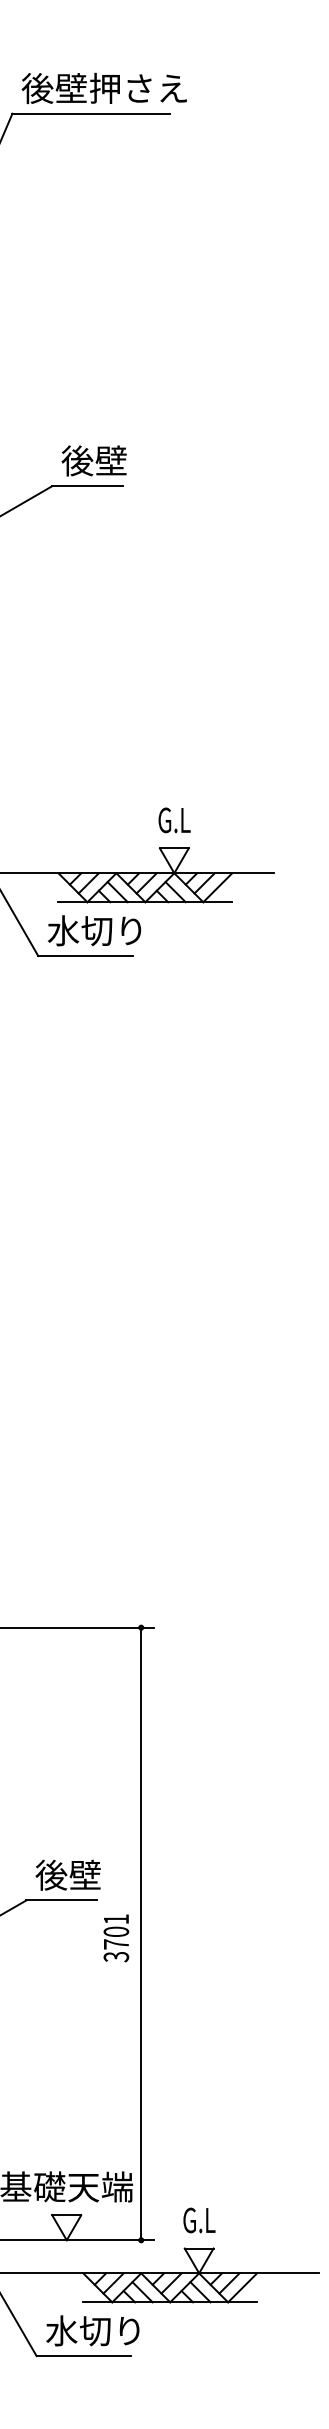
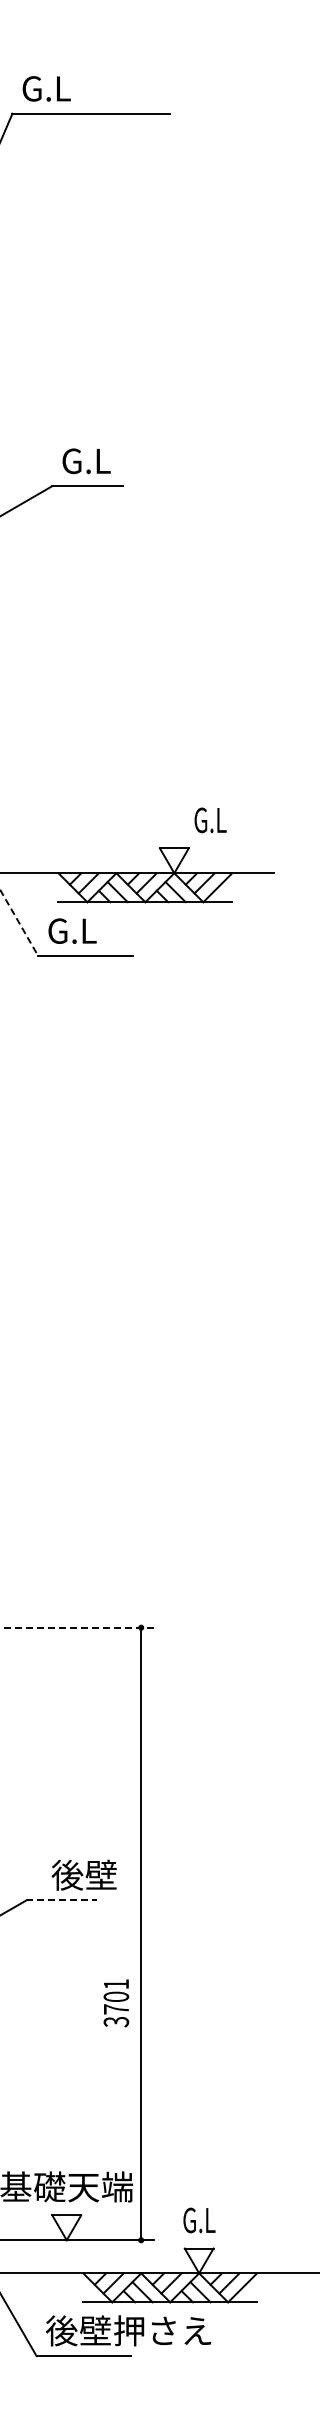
text: 後壁押さえ -> G.L (103, 88)
text: 後壁 -> G.L (93, 460)
text position: (174, 820) -> (210, 820) (210, 820)
line: solid -> dashed (19, 923)
text: 水切り -> G.L (94, 930)
line: solid -> dashed (77, 1627)
text position: (67, 1874) -> (83, 1874) (83, 1874)
line: solid -> dashed (62, 1900)
text position: (116, 1938) -> (116, 2003) (116, 2003)
text: 水切り -> 後壁押さえ (128, 2330)
